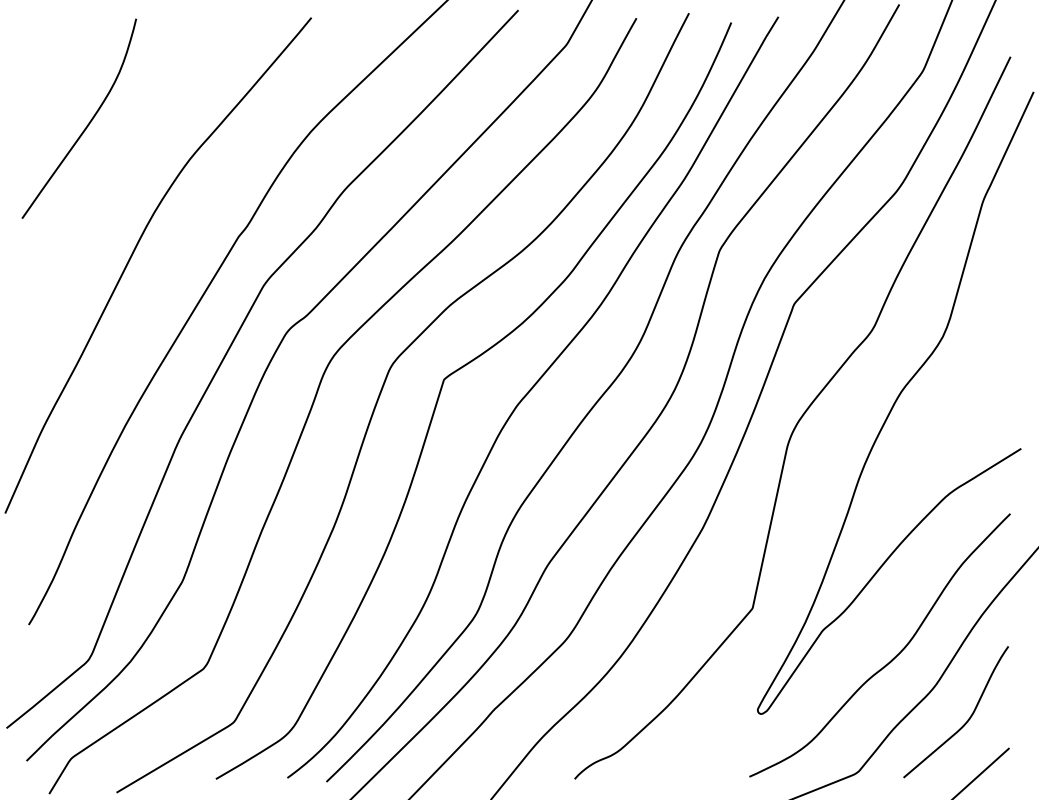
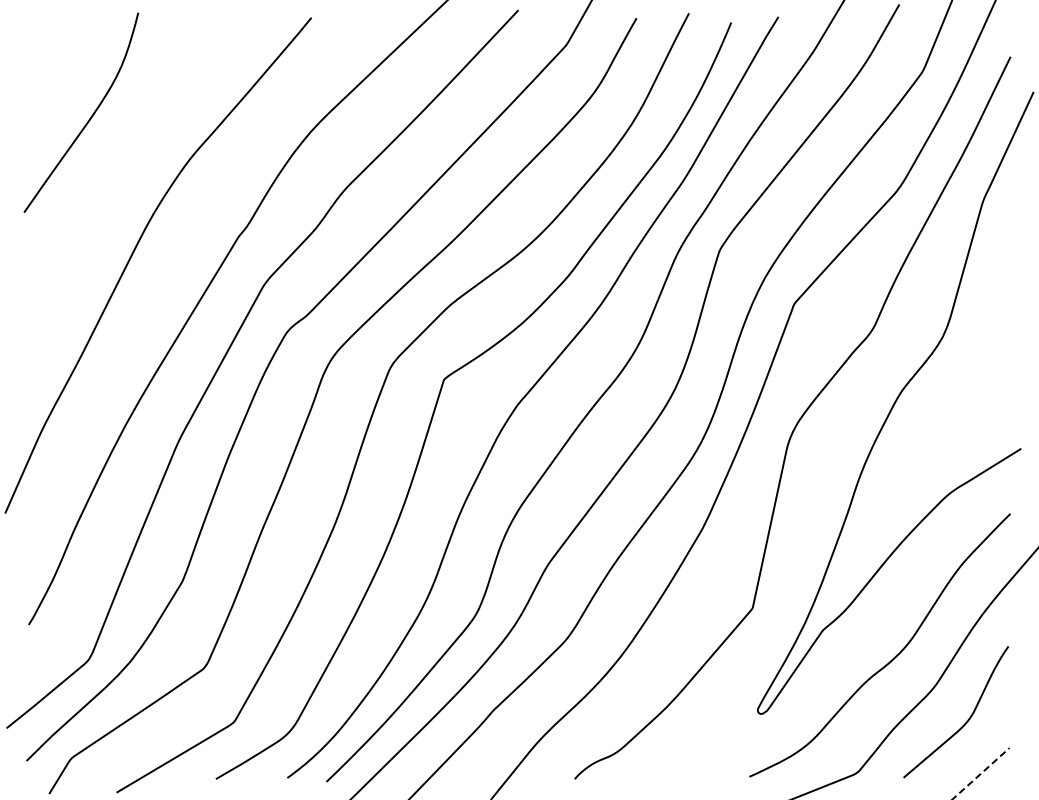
curve position: (86, 125) -> (88, 119) (88, 119)
line: solid -> dashed (980, 774)
